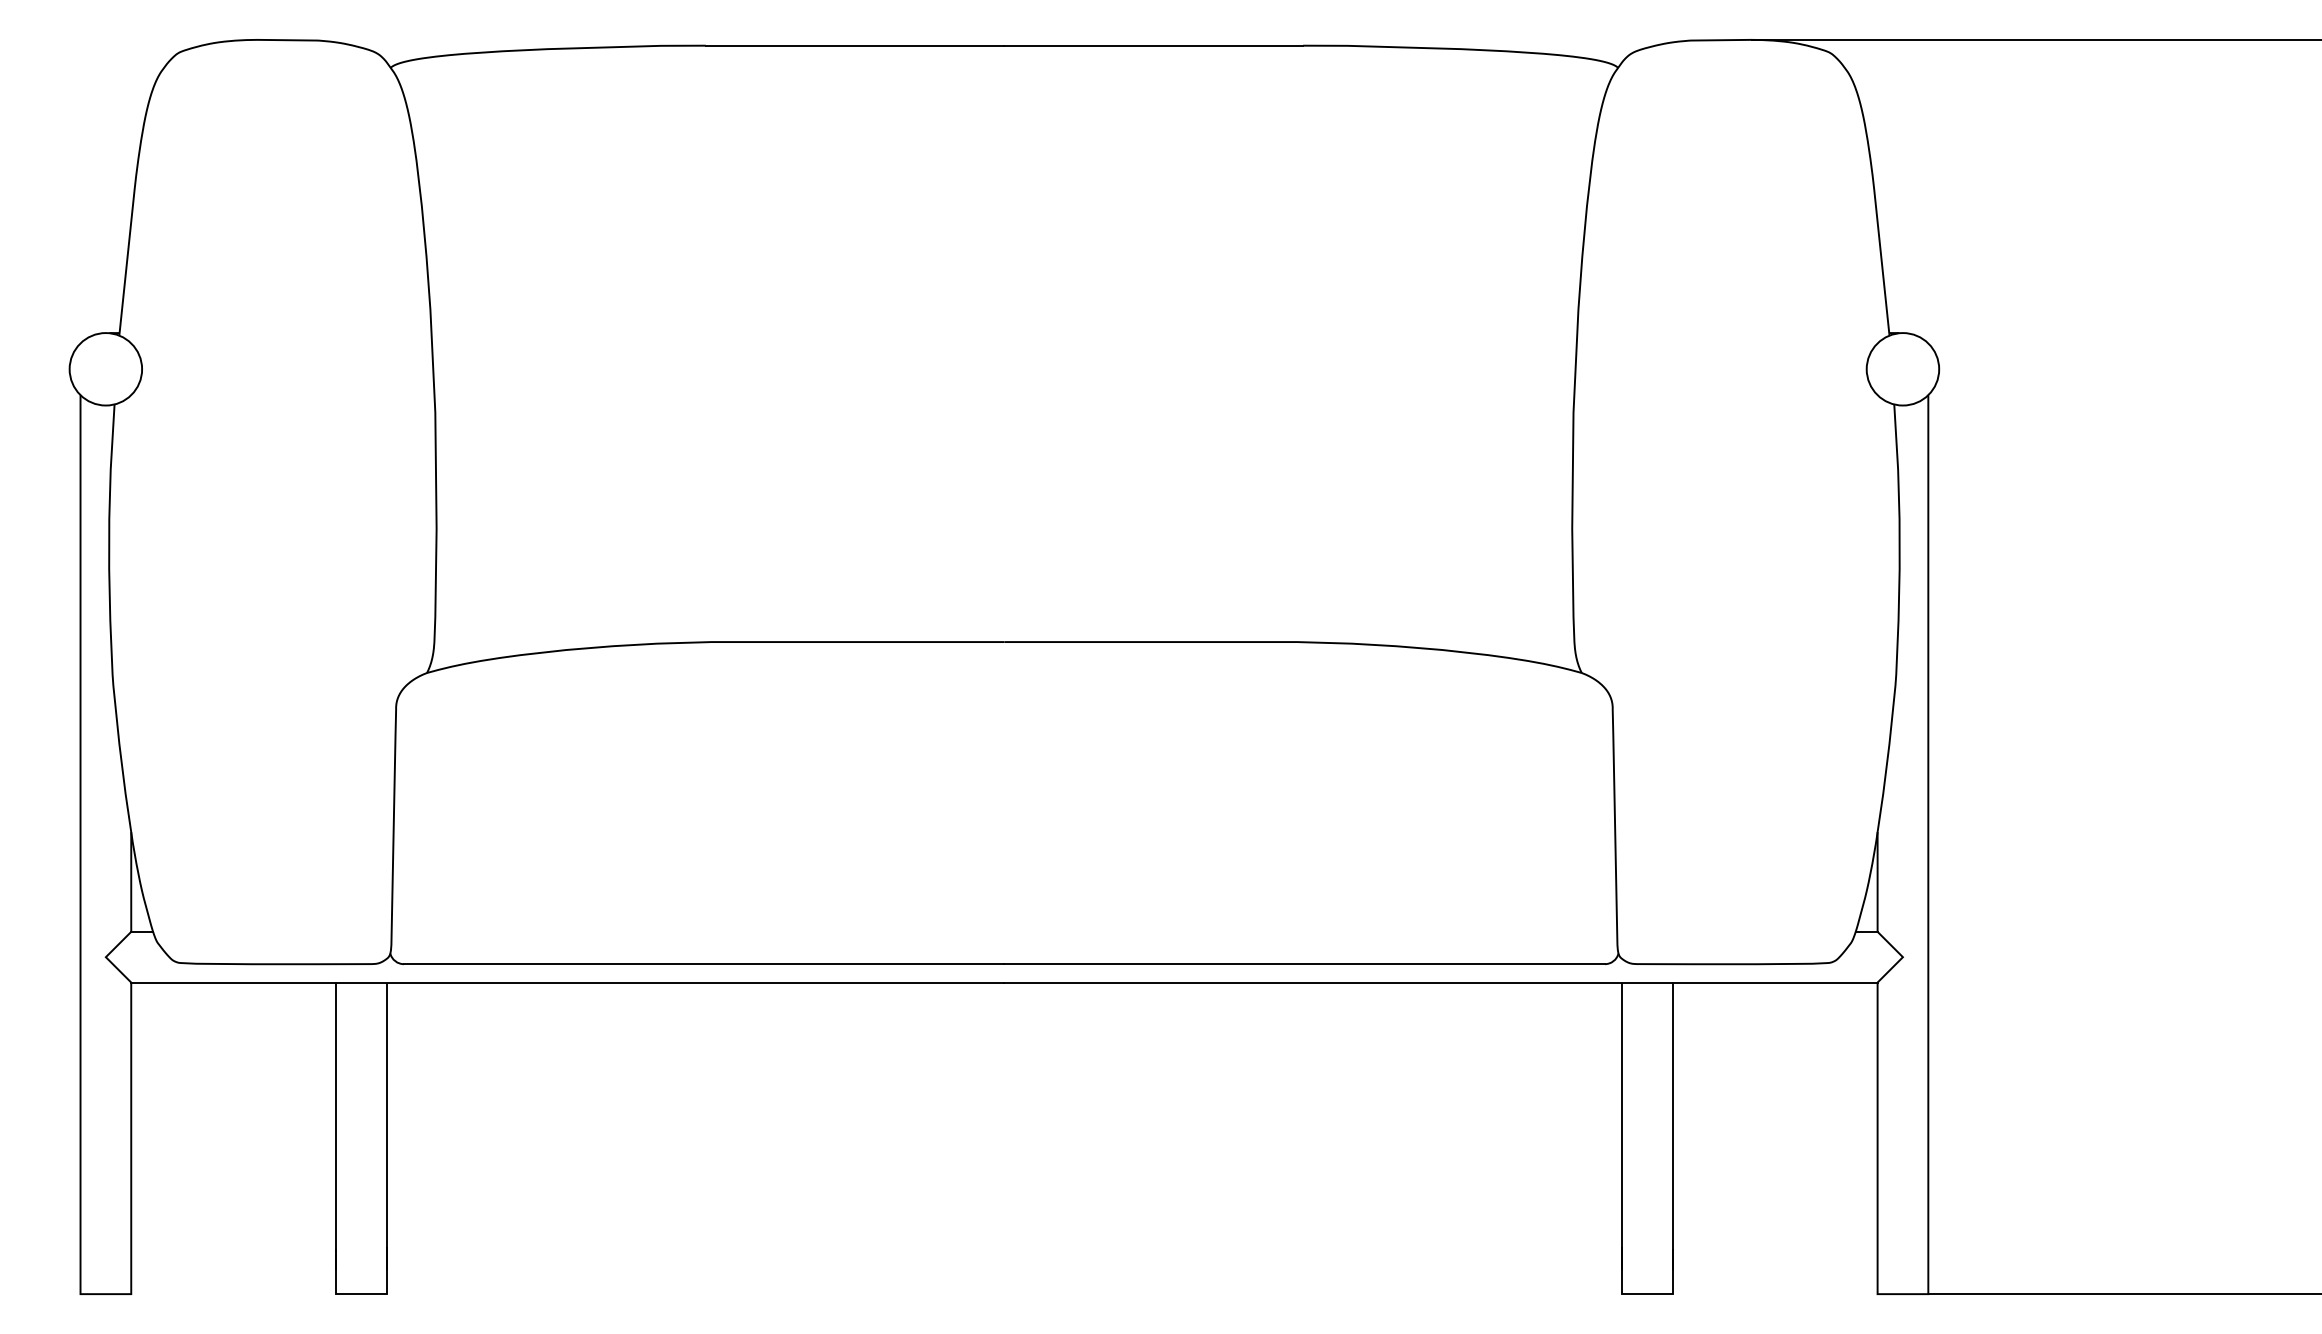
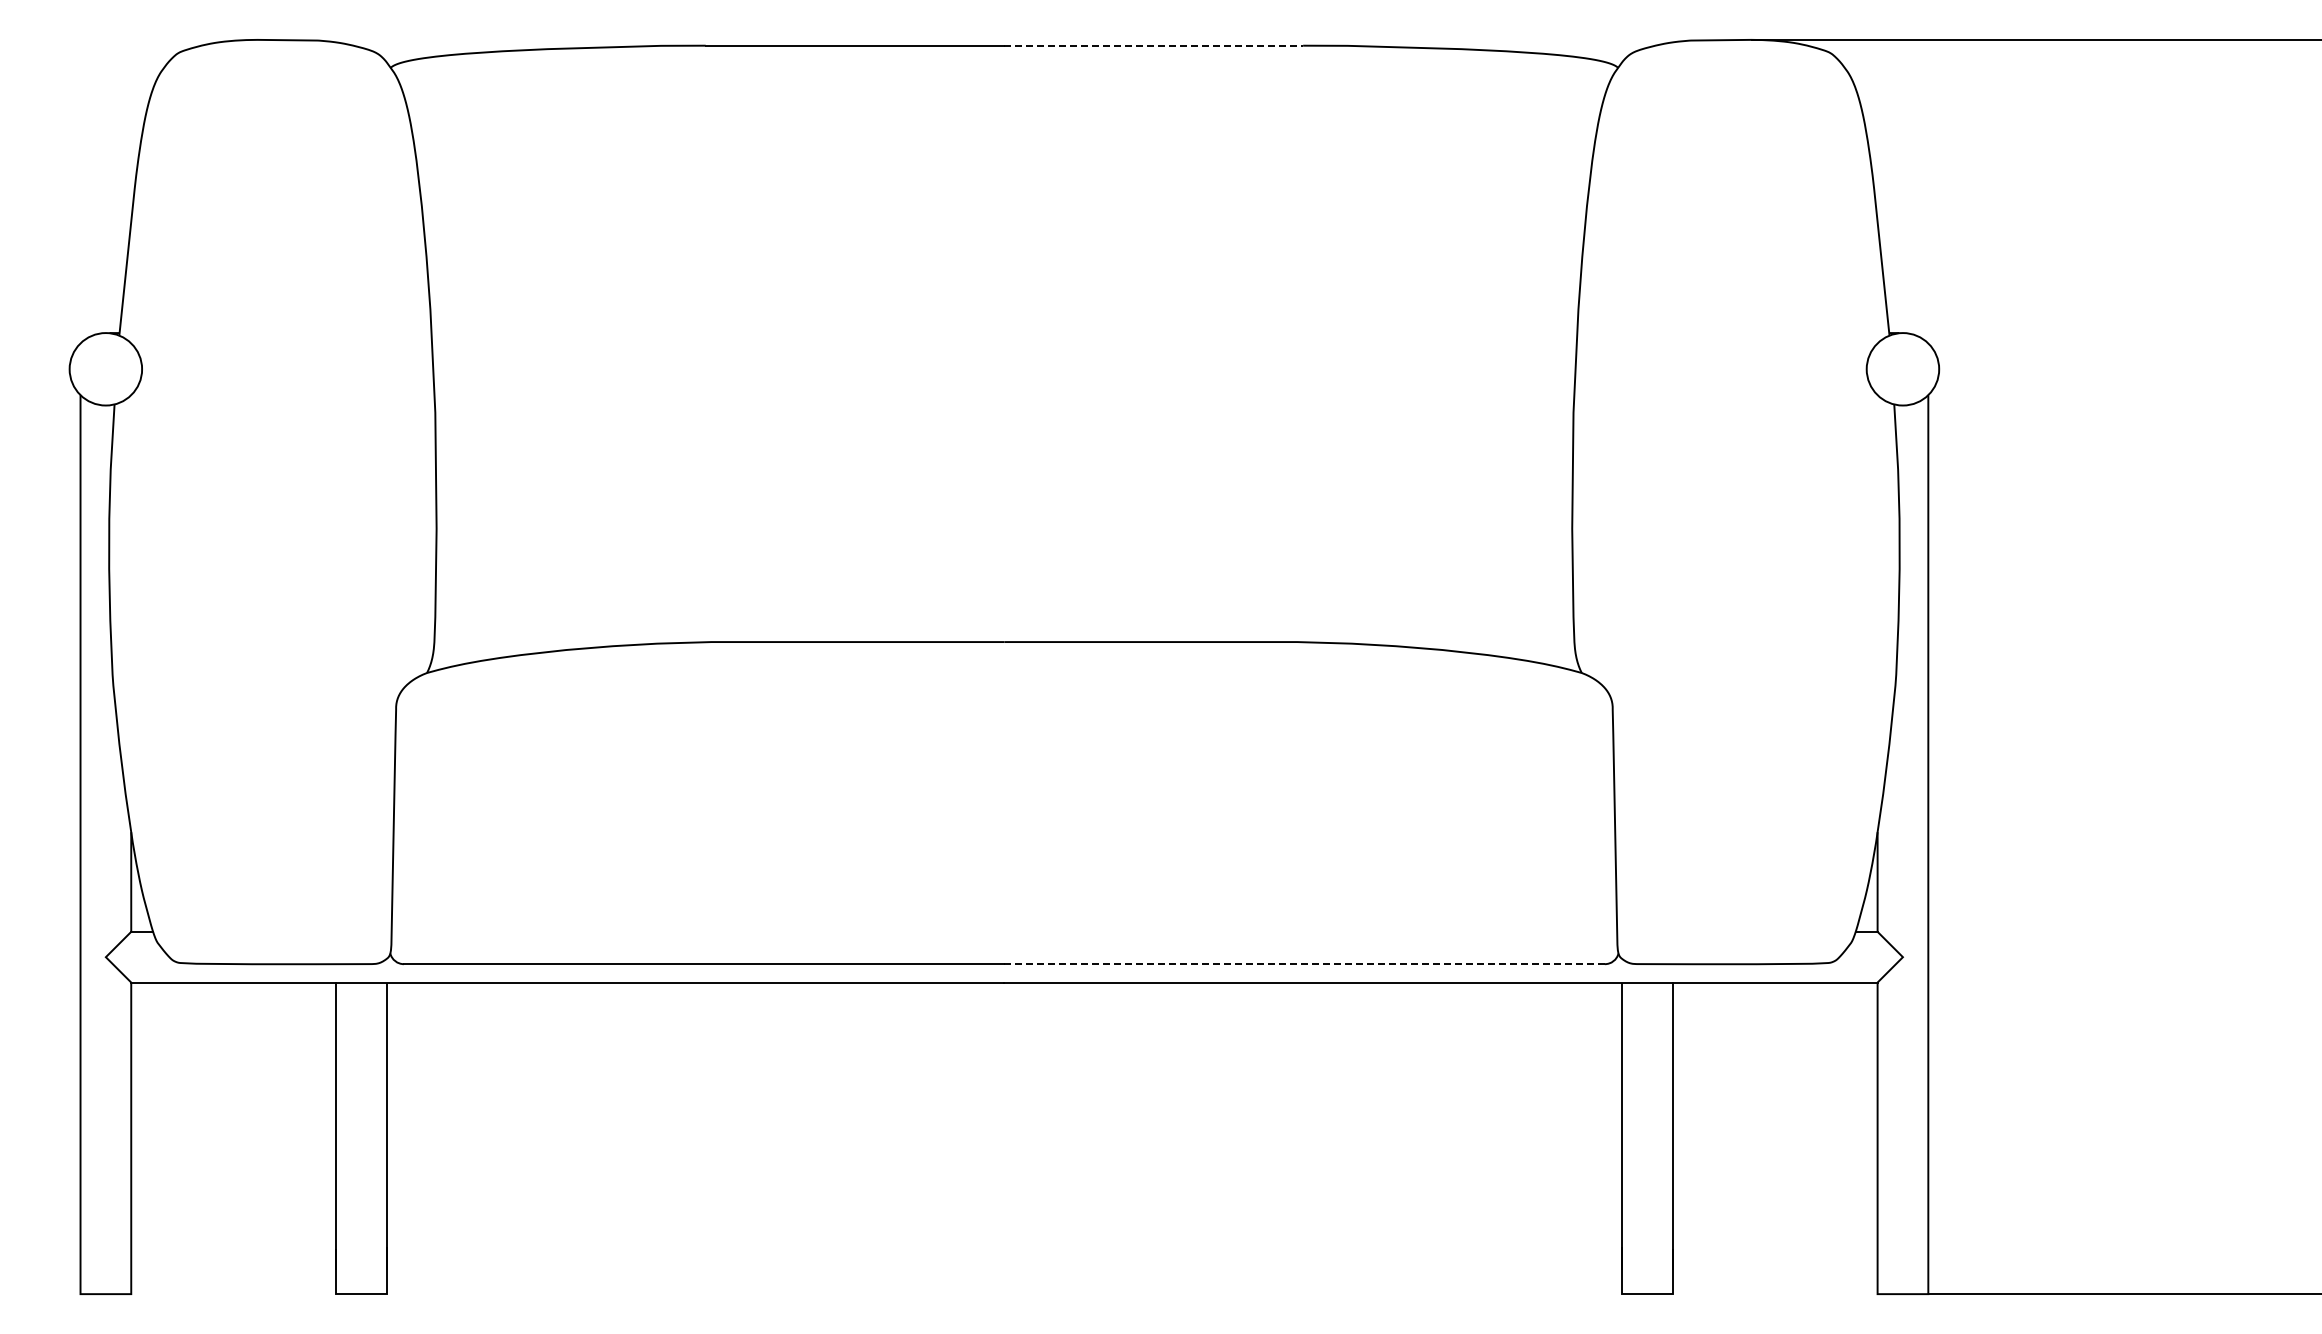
line: solid -> dashed (1154, 45)
line: solid -> dashed (1304, 964)
